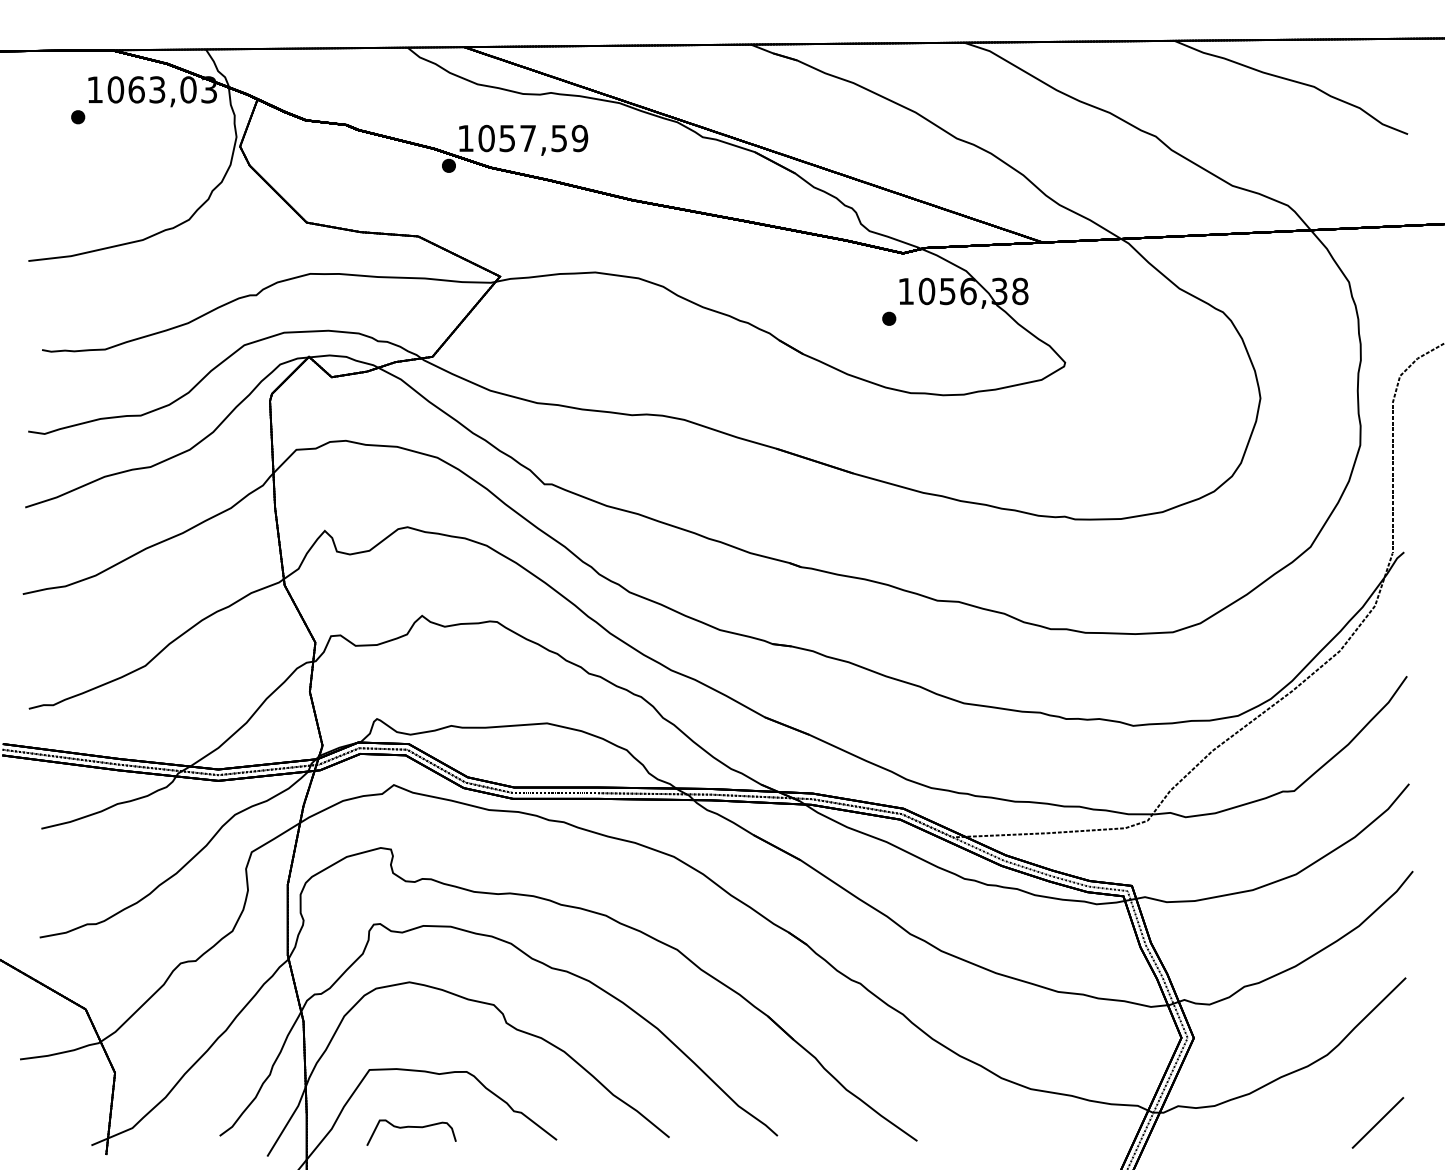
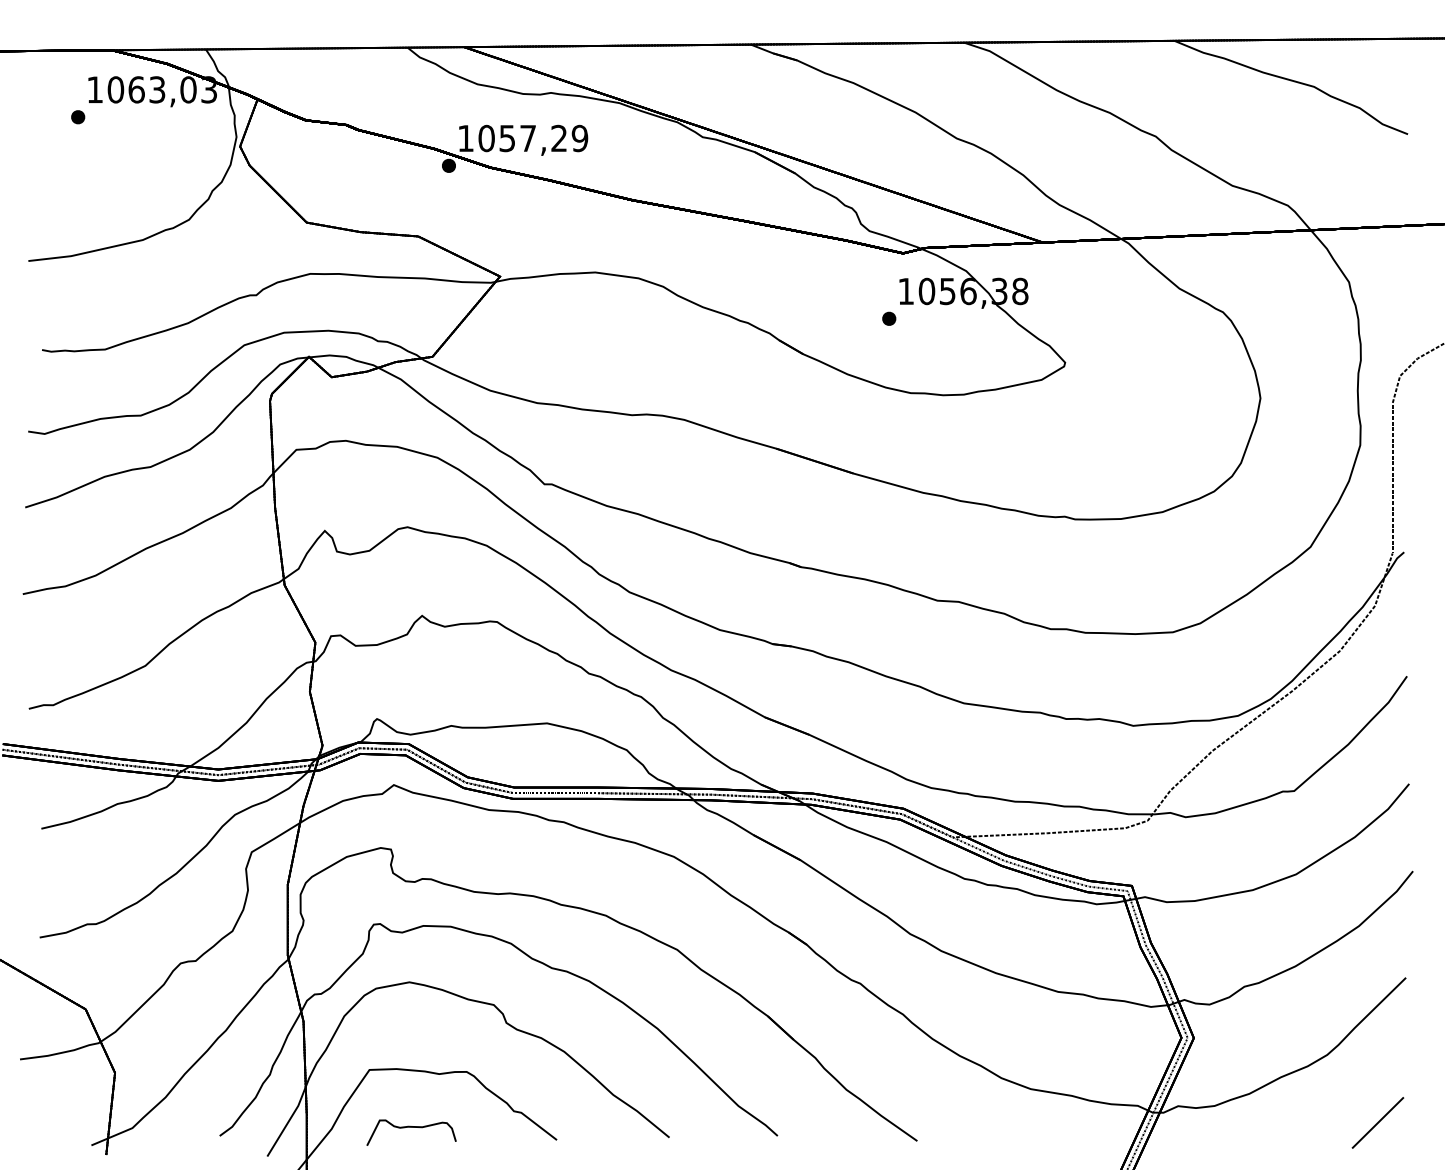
text: 1057,59 -> 1057,29 (558, 138)
